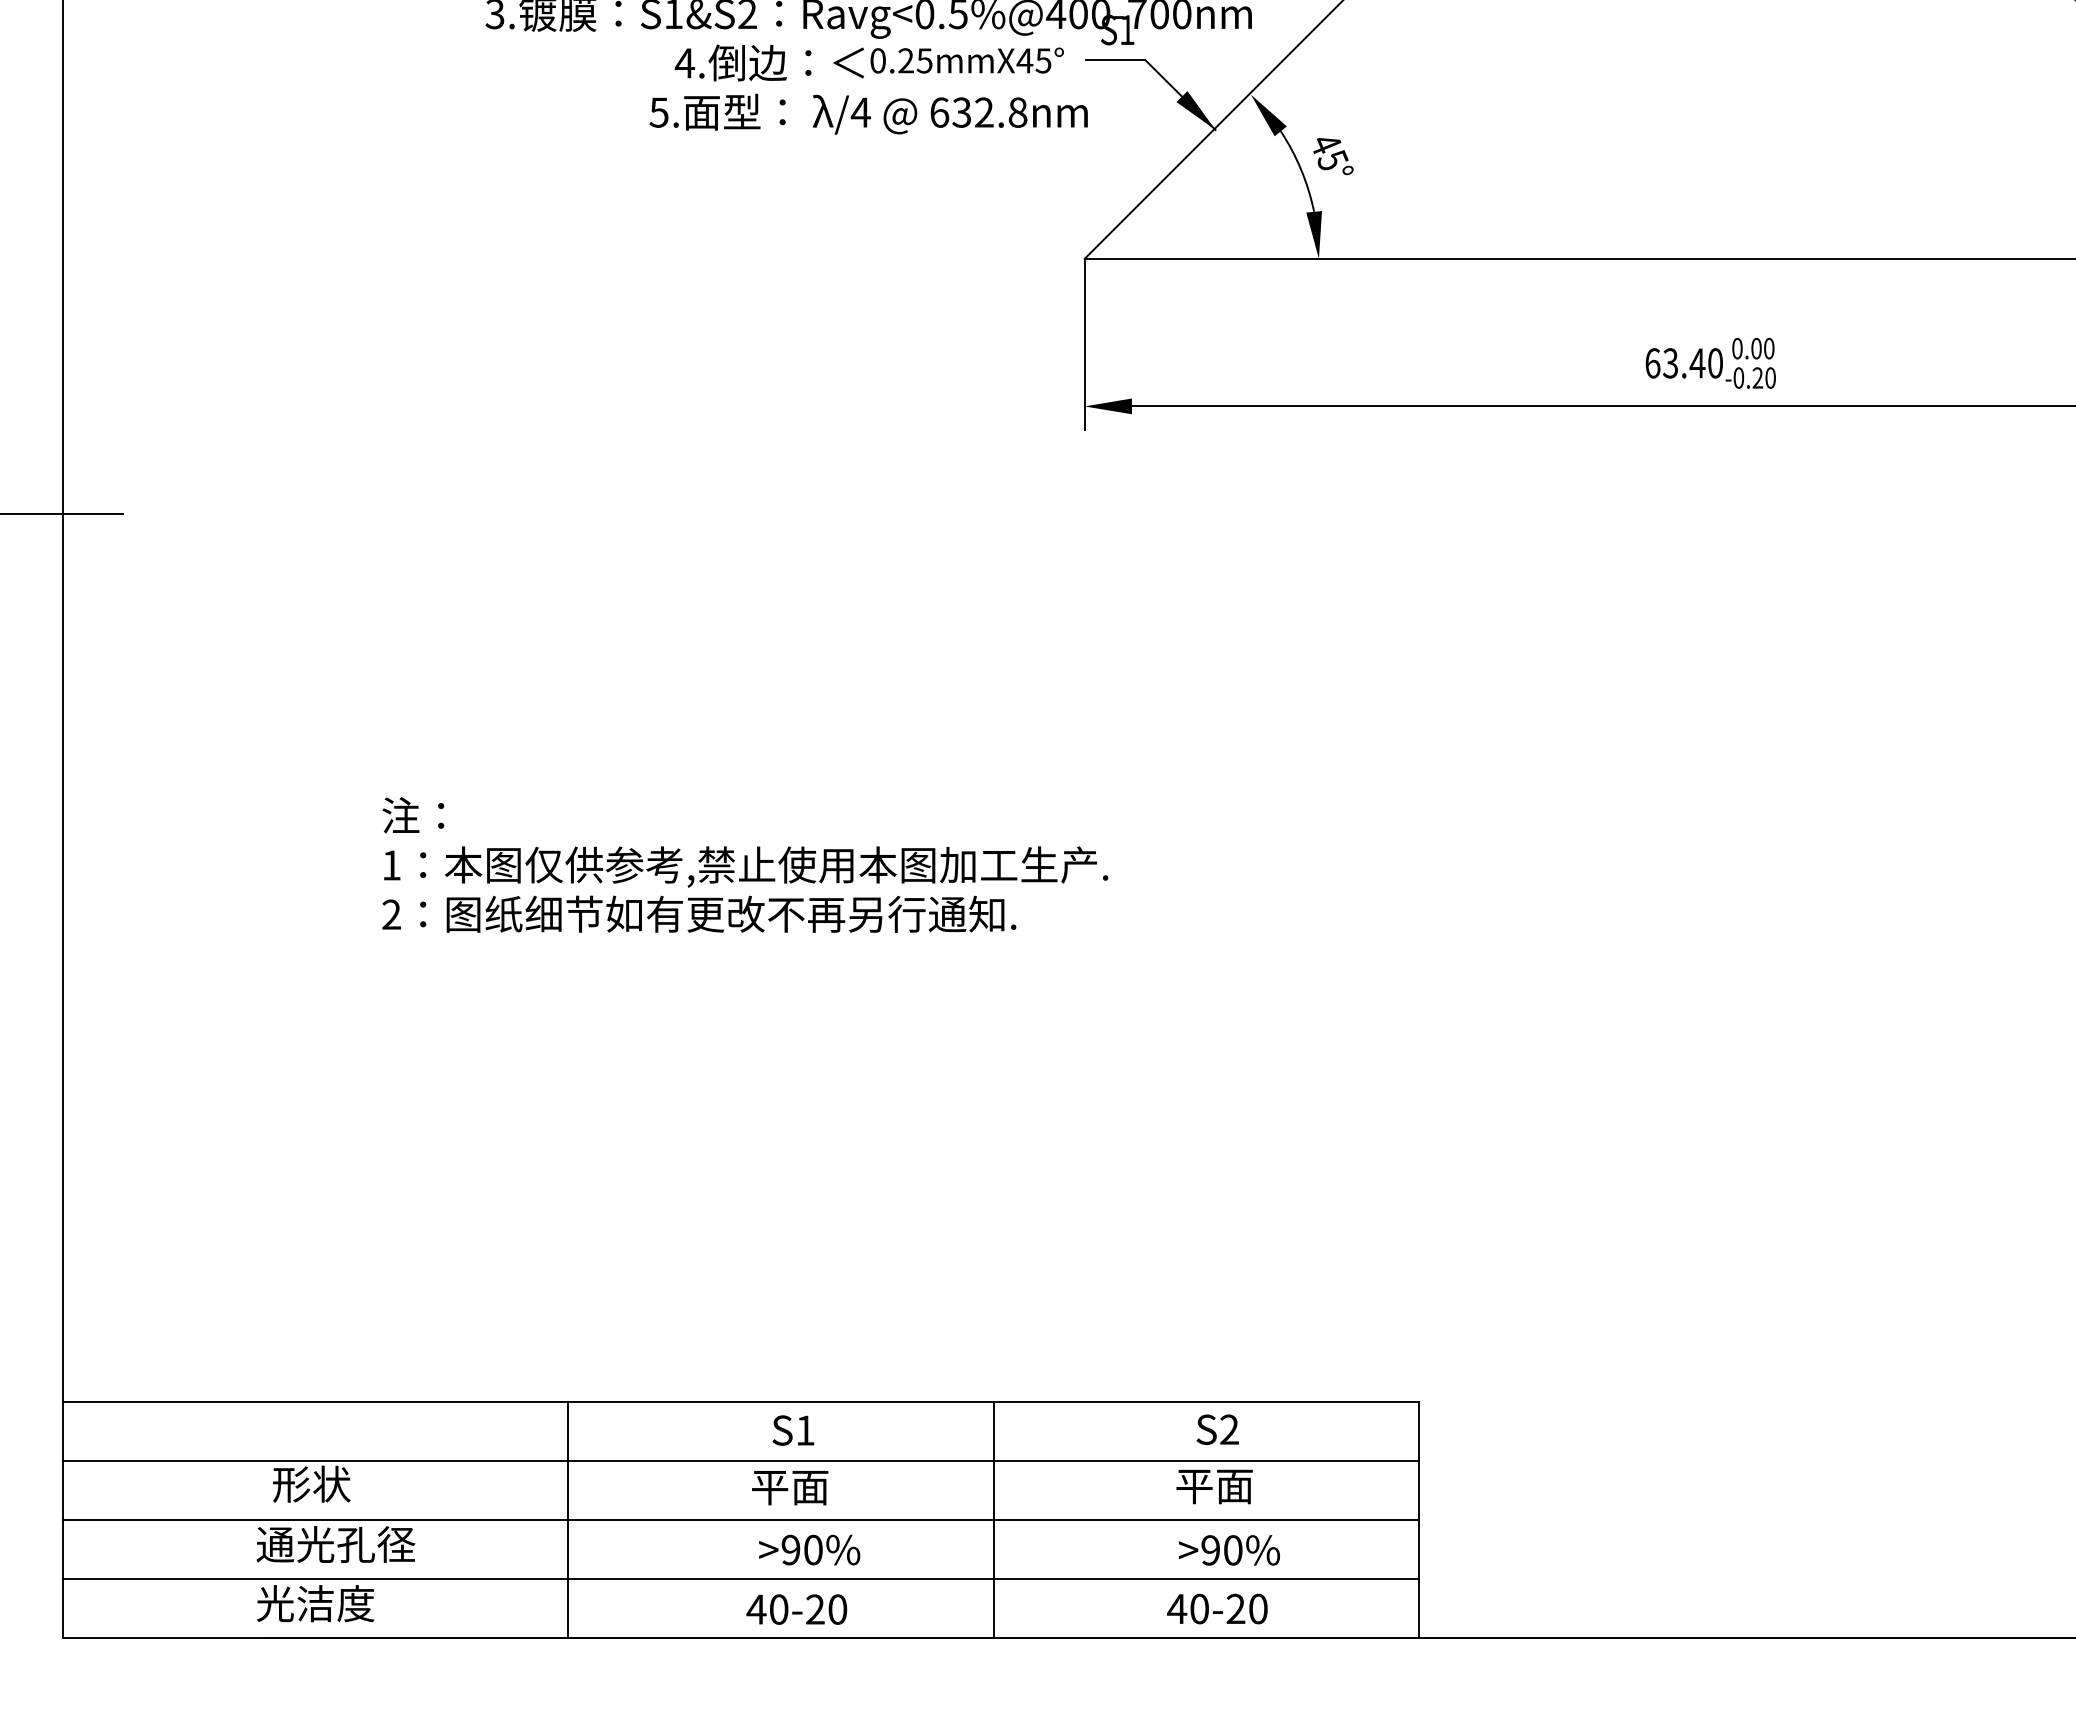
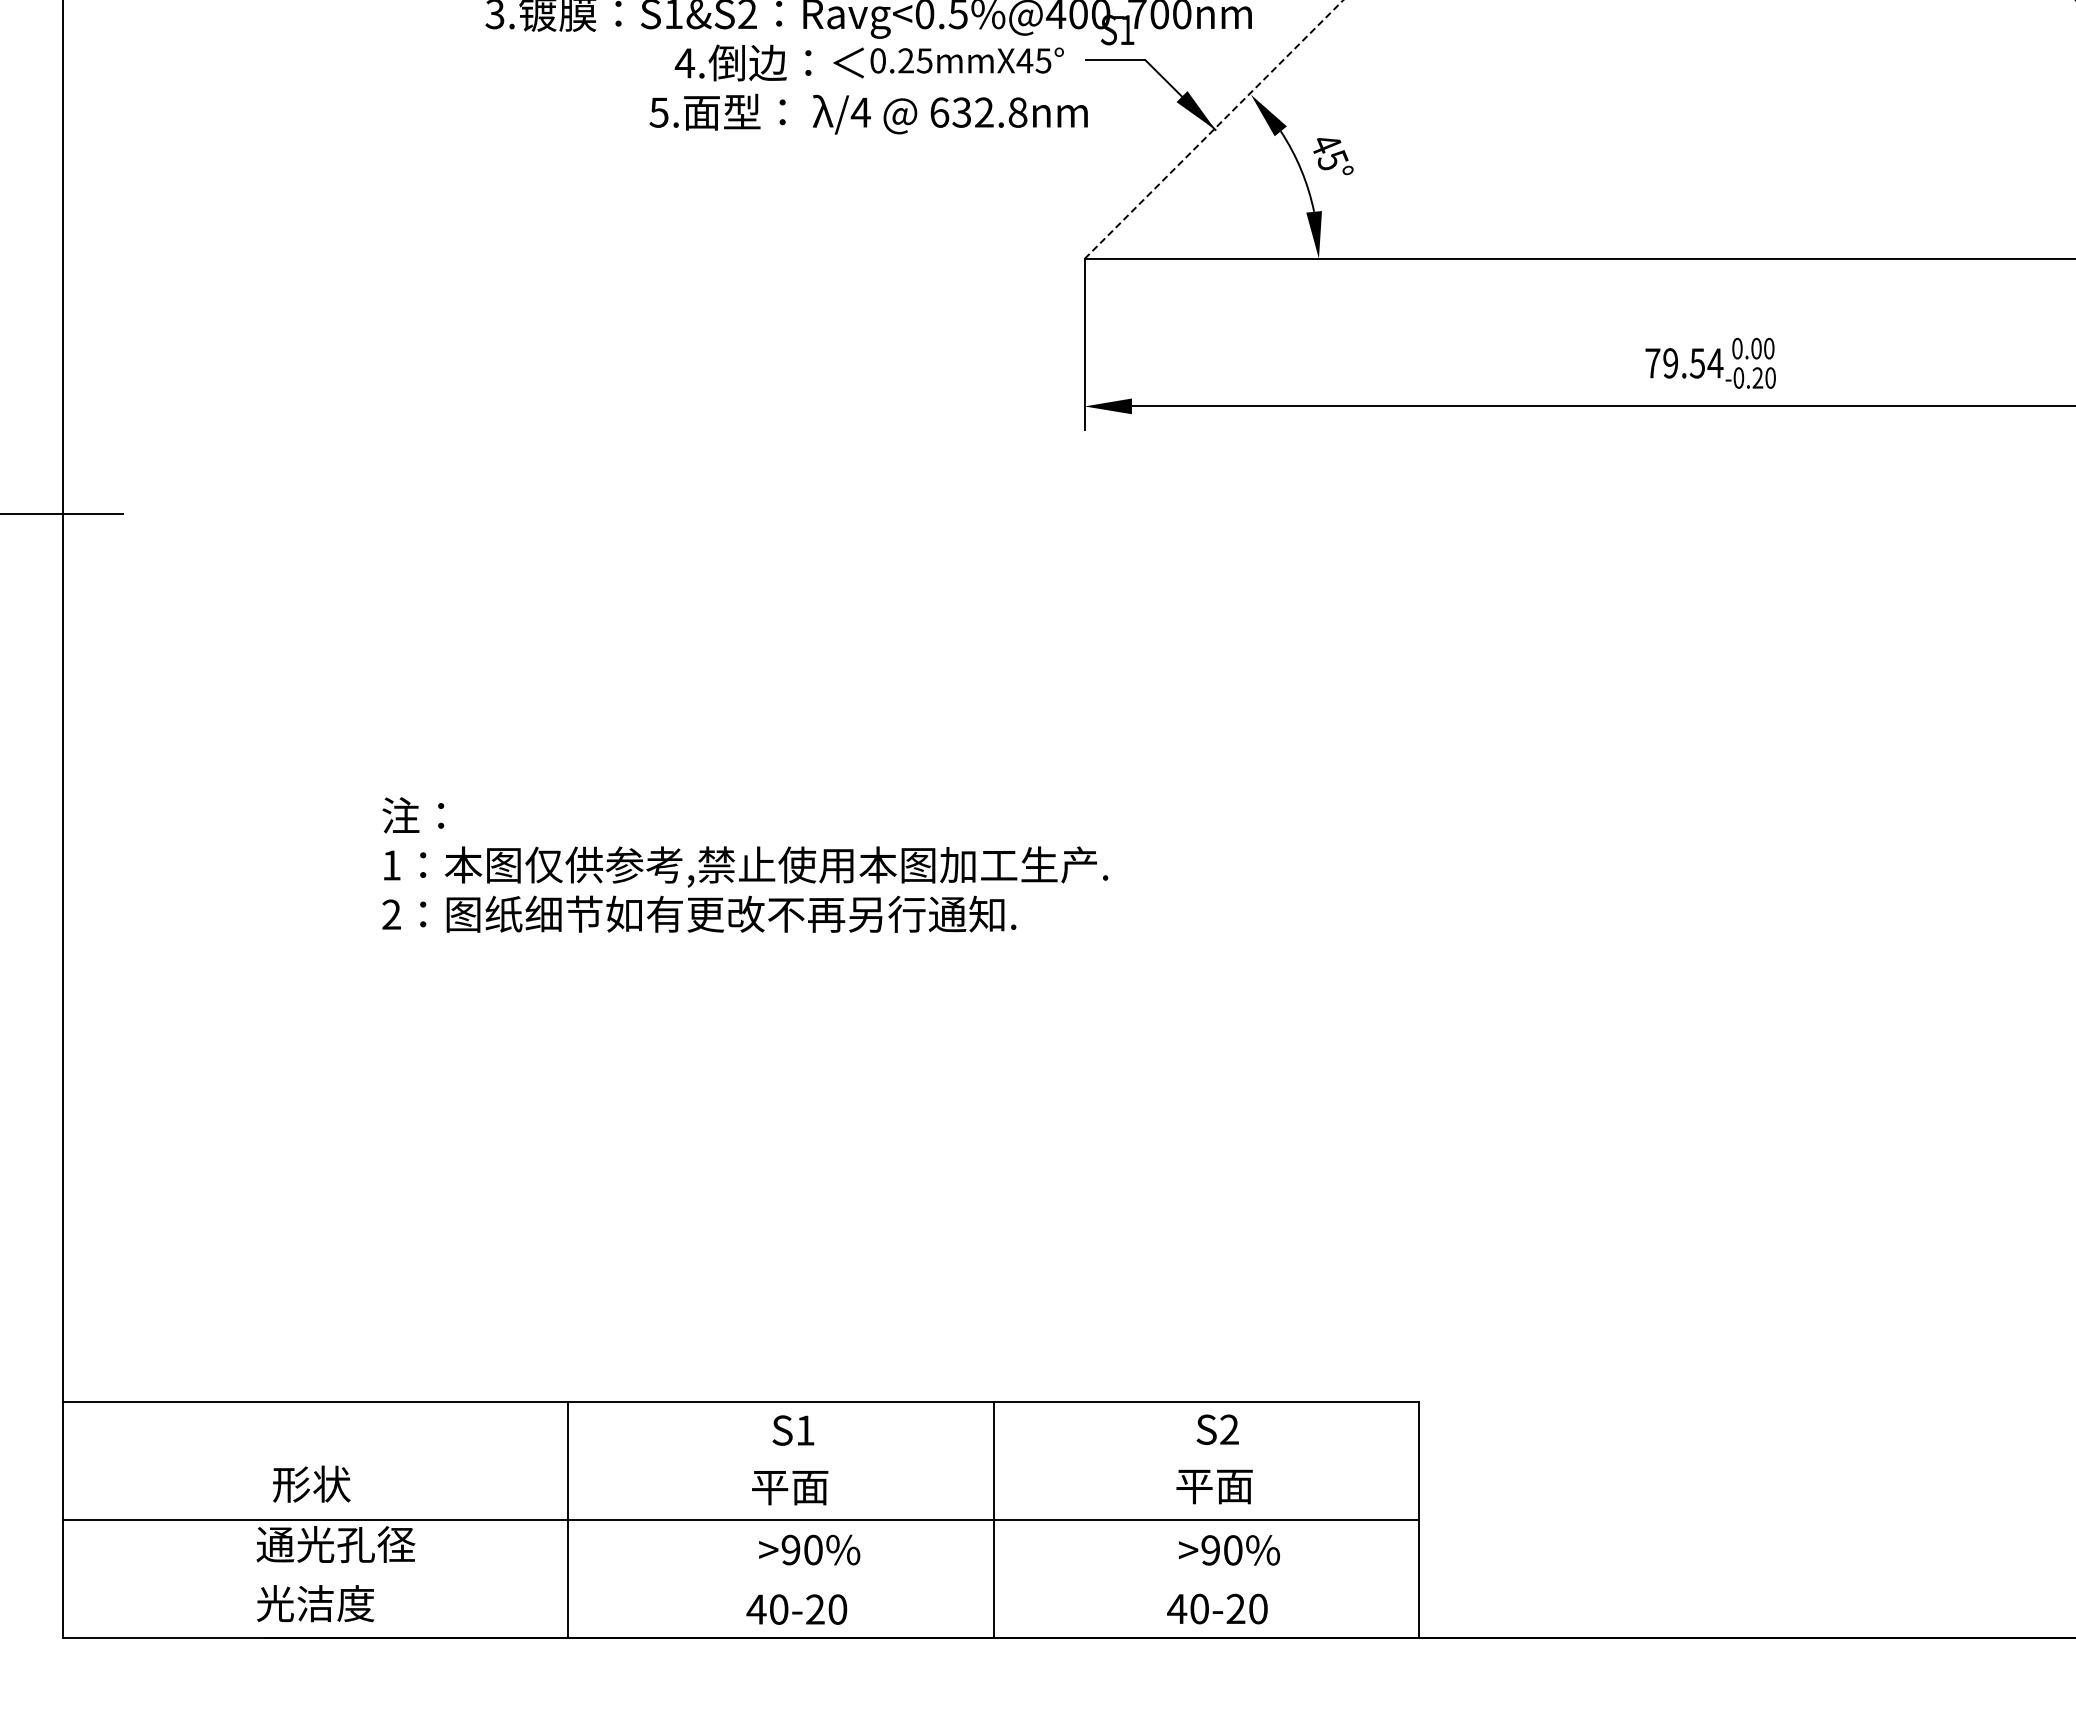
line: solid -> dashed (1213, 129)
text: 63.40 -> 79.54 (1684, 363)
line: present -> none (741, 1460)
line: present -> none (741, 1578)
